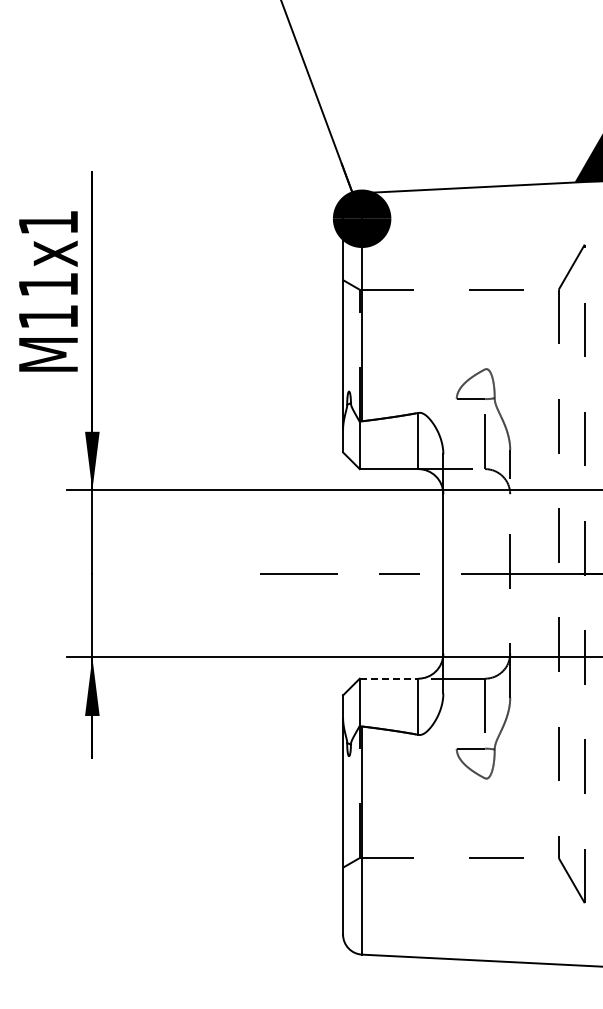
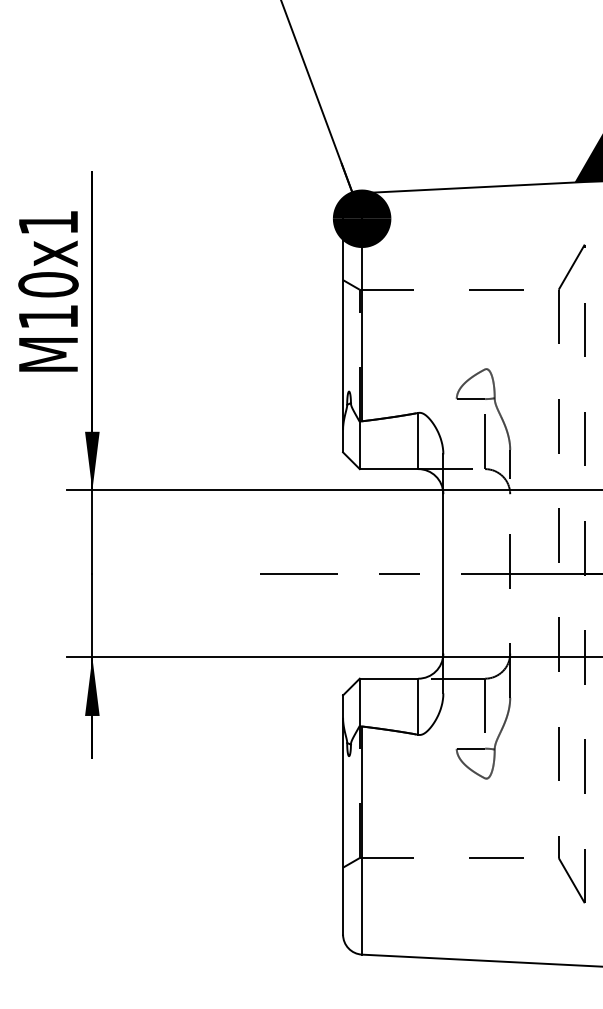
text: M11x1 -> M10x1 (48, 284)
line: dashed -> solid (389, 678)
